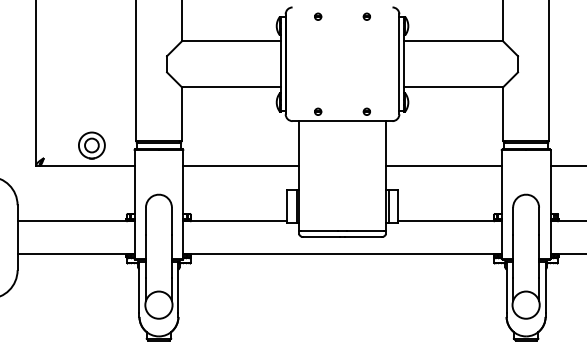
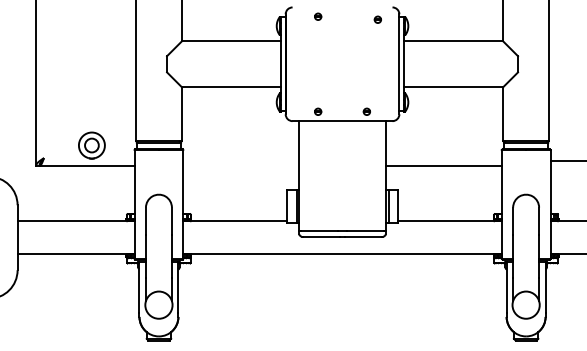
part position: (366, 16) -> (377, 19) (377, 19)
line: present -> none (241, 165)
line position: (566, 165) -> (566, 160) (566, 160)
